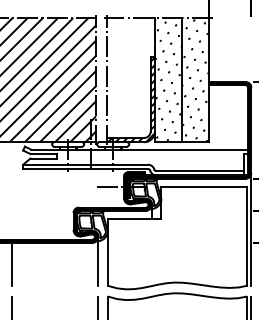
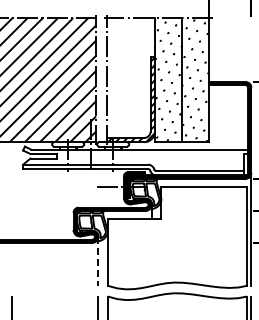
line: solid -> dashed (98, 261)
line: present -> none (12, 263)
